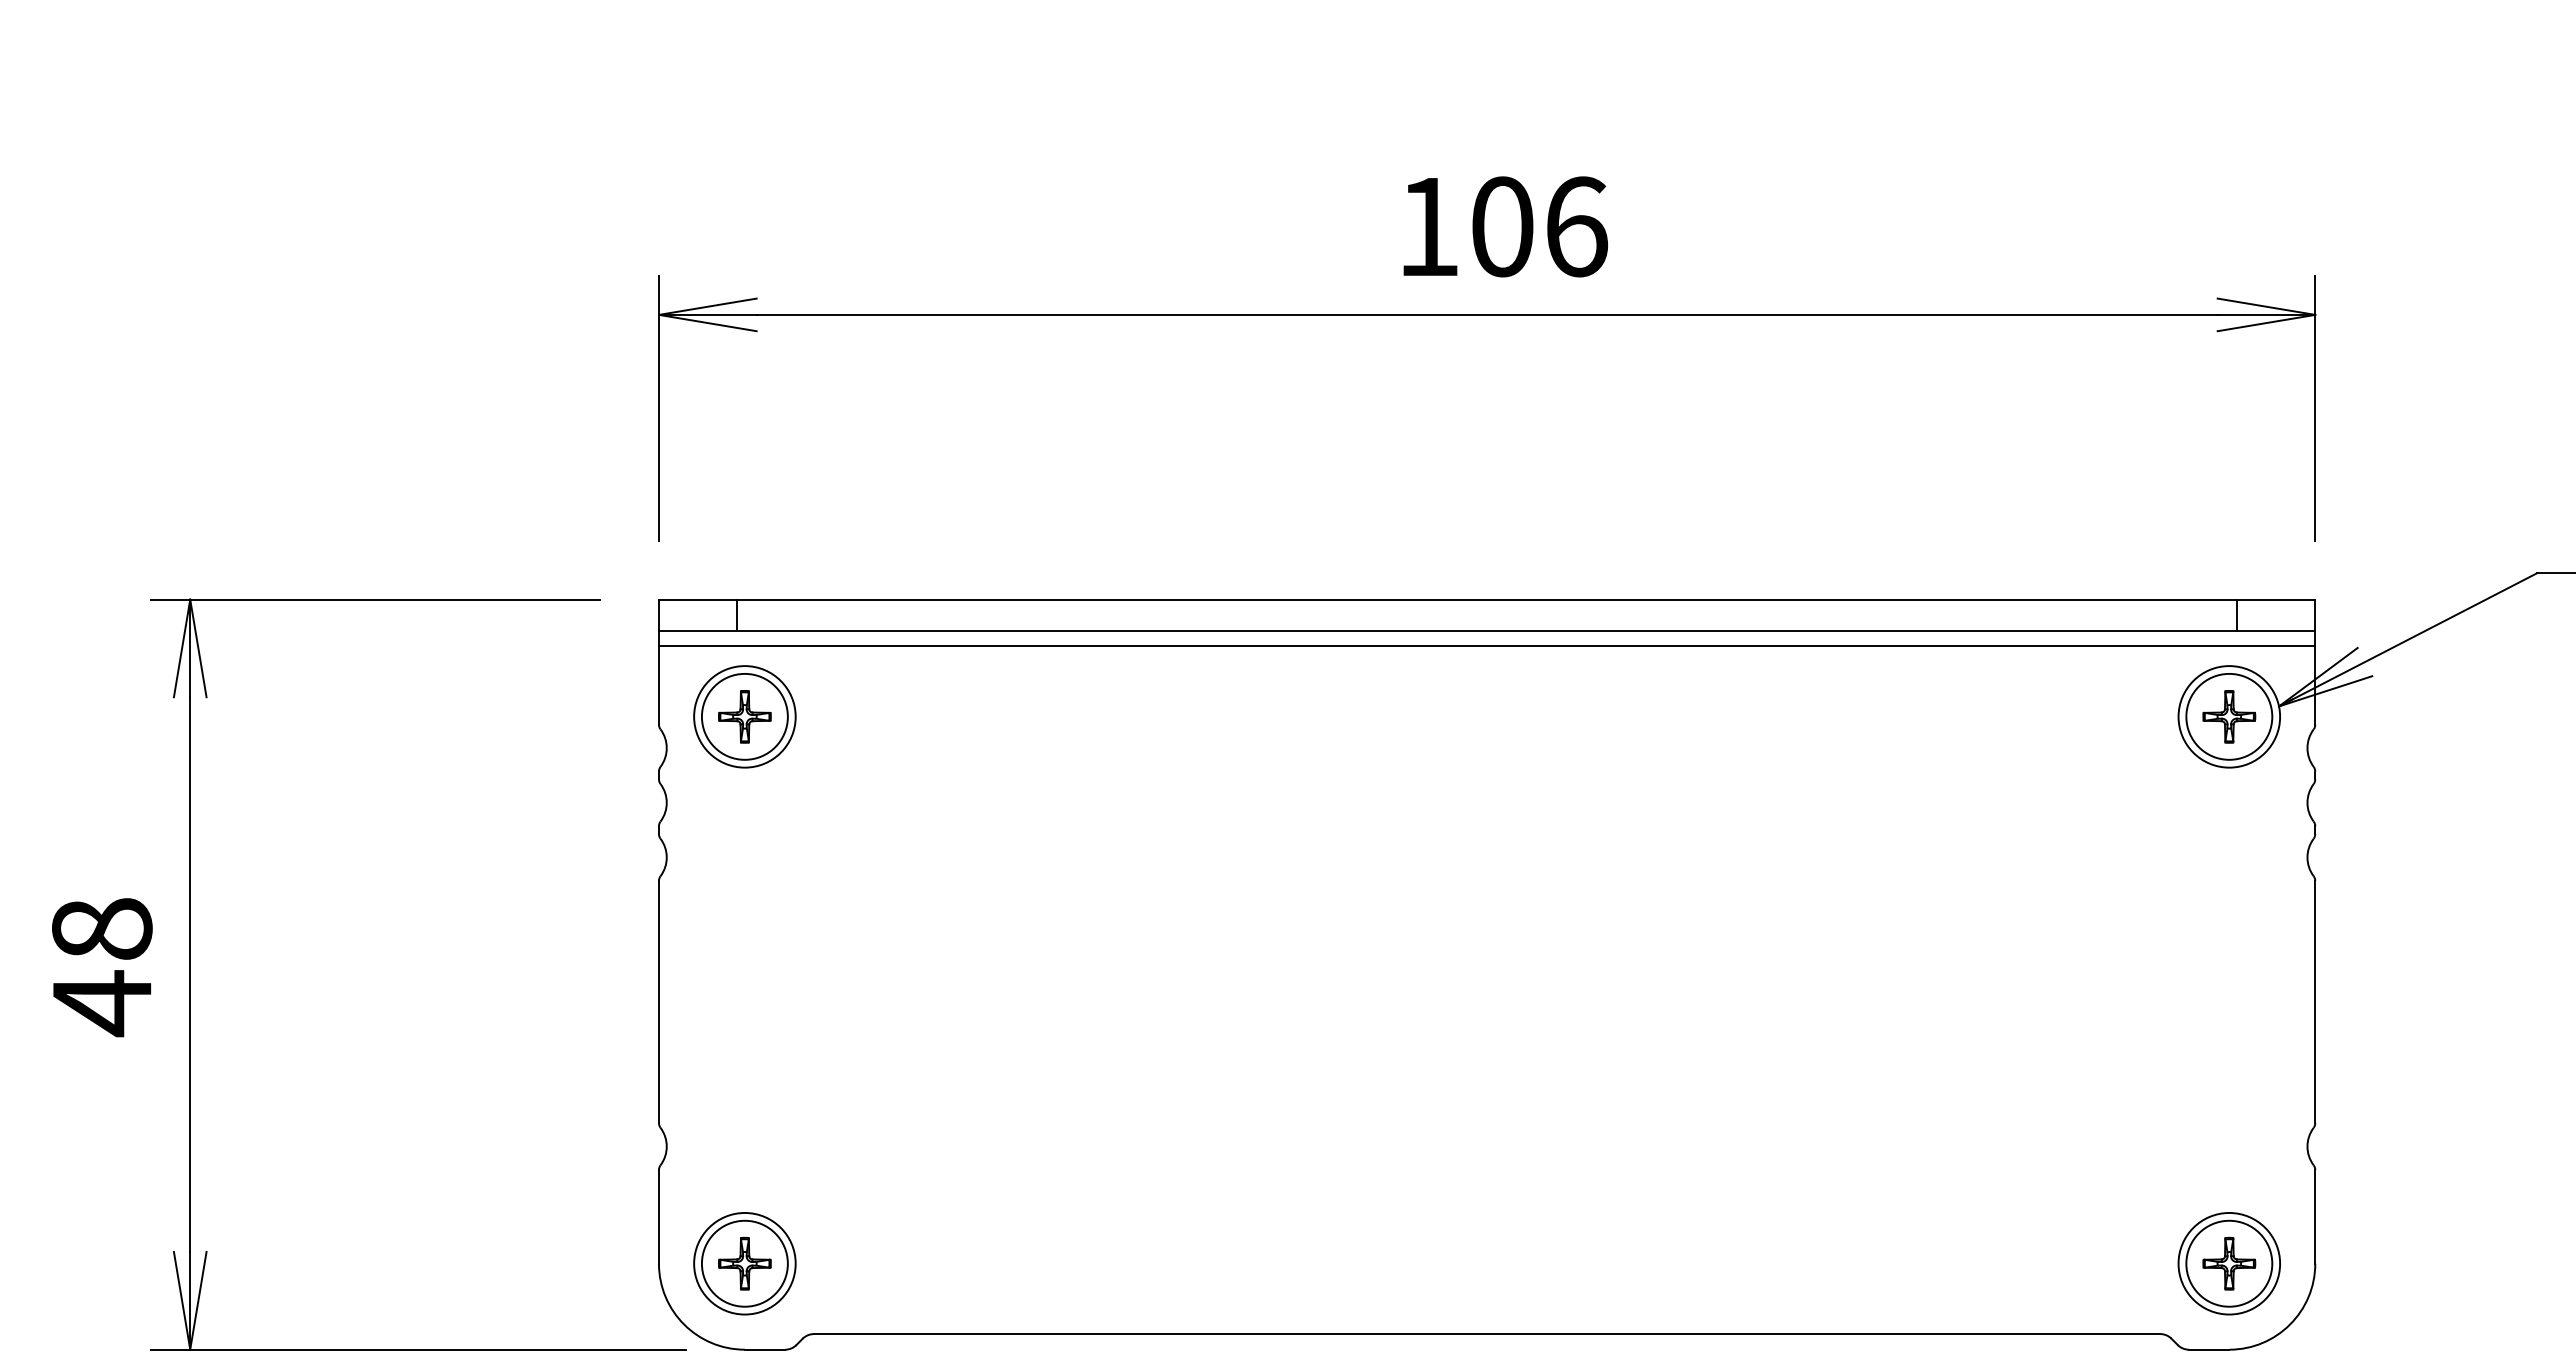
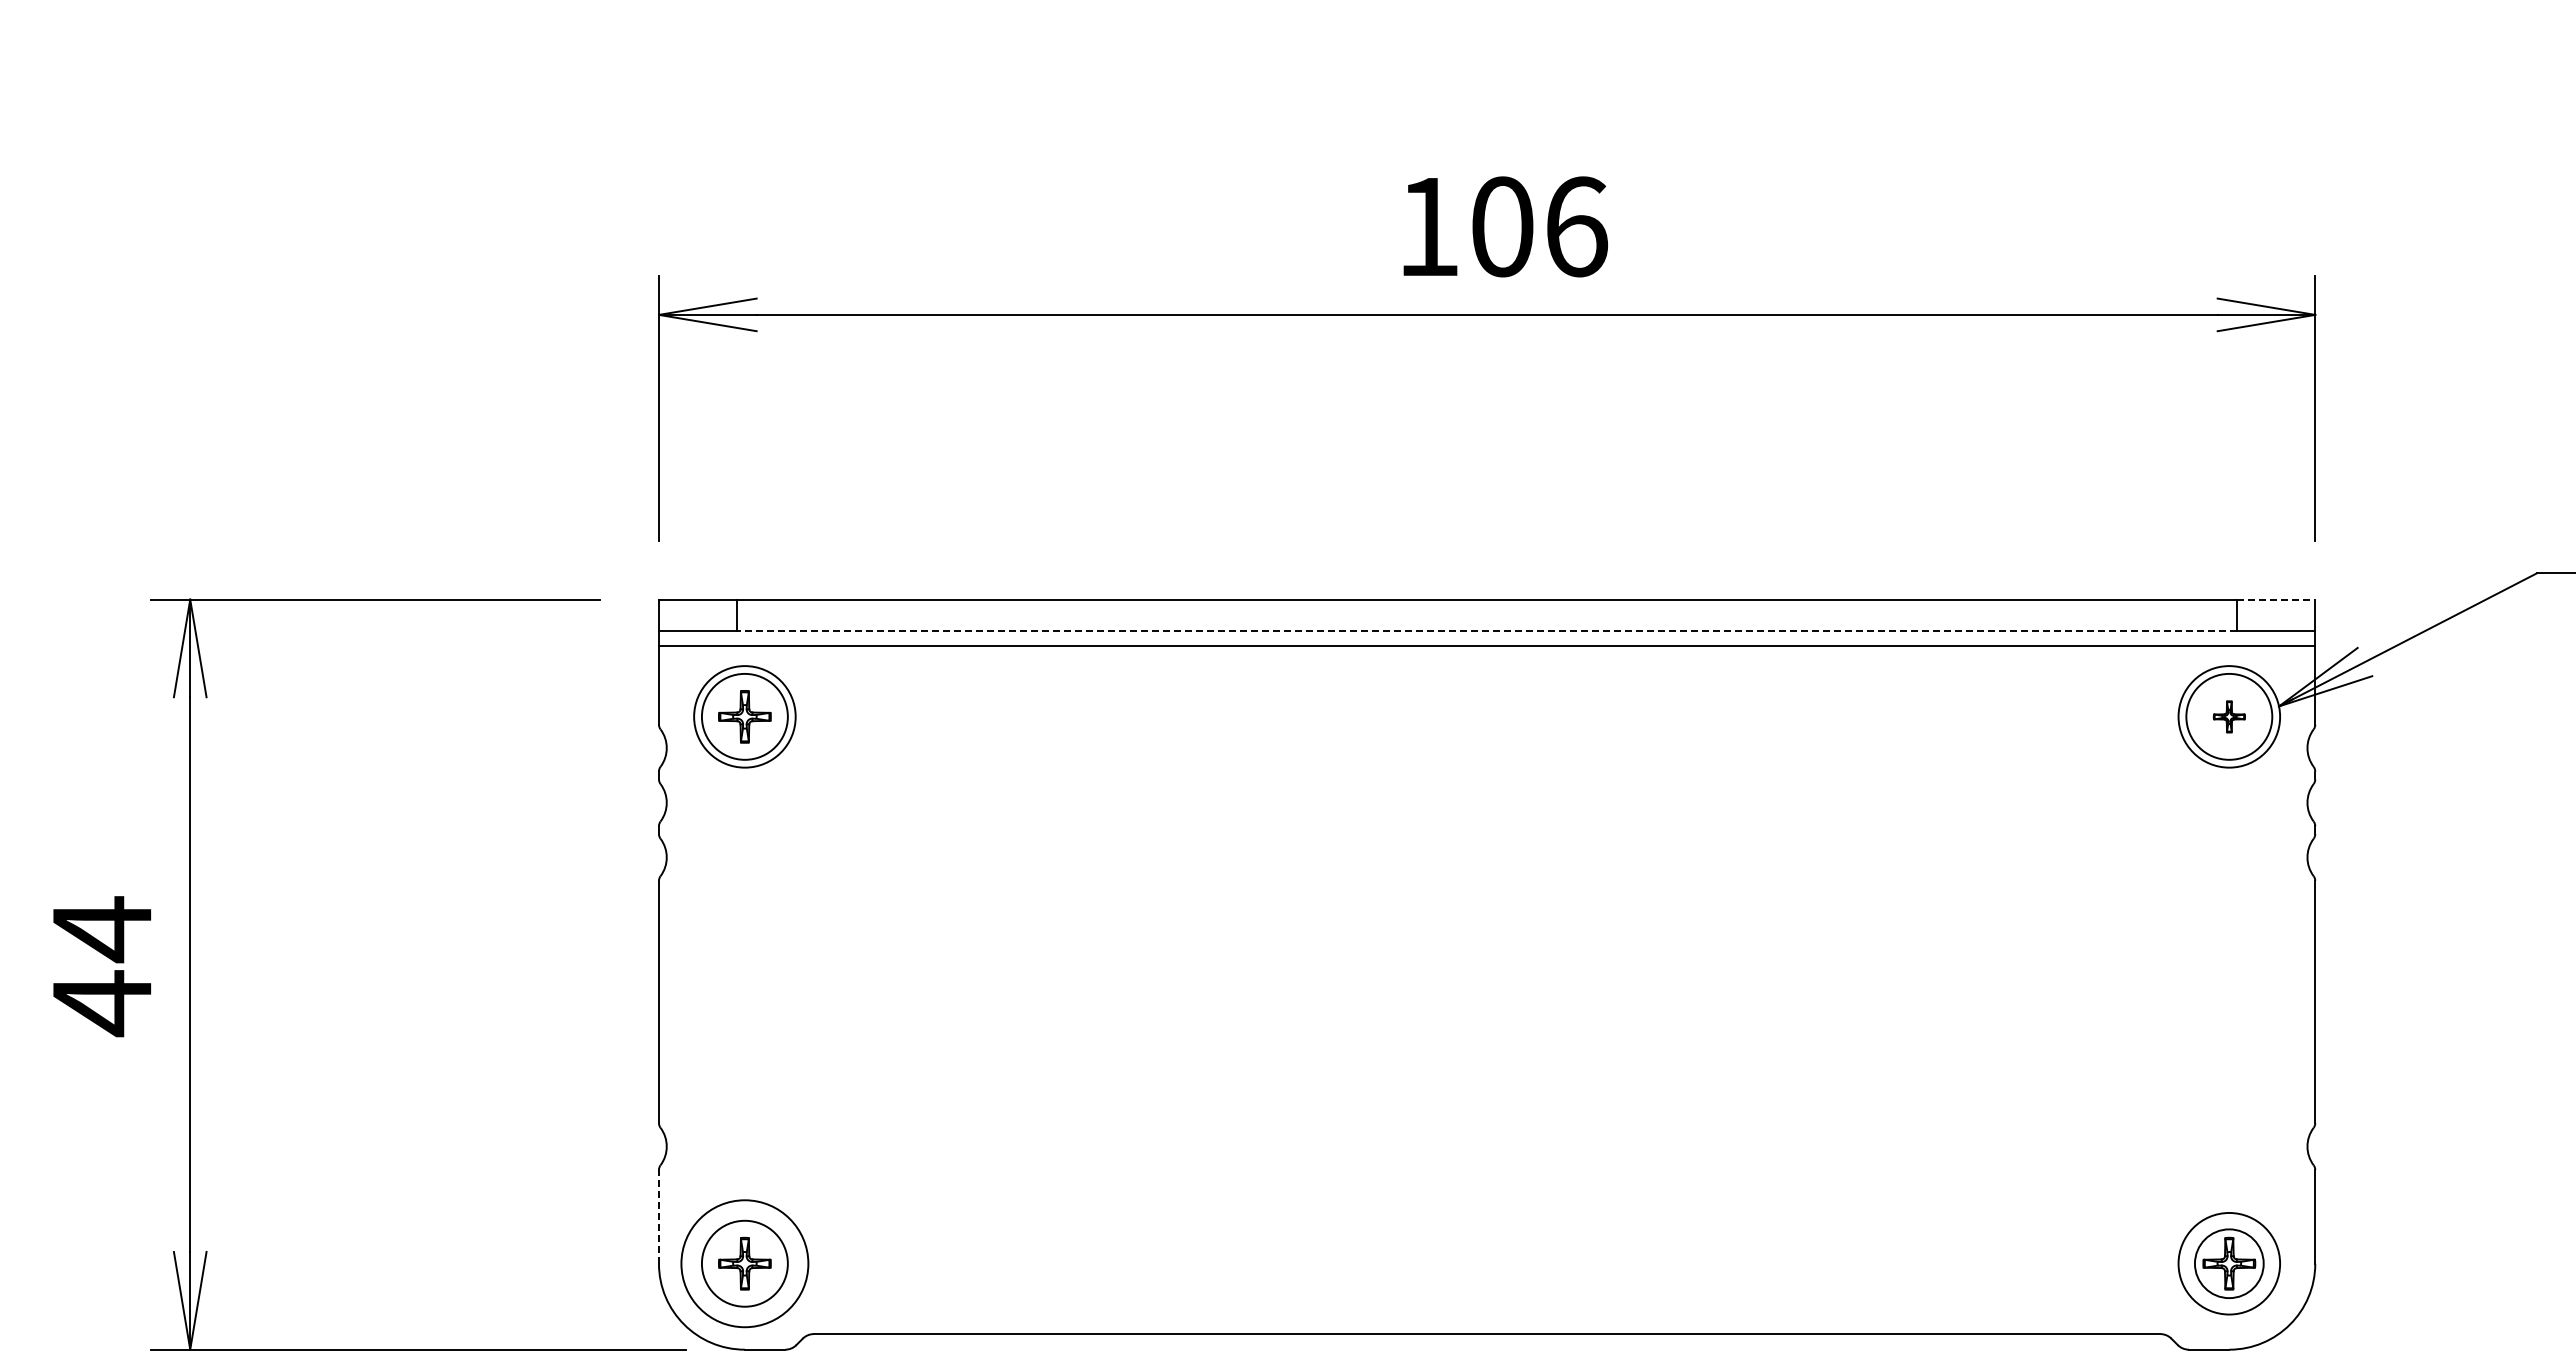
line: solid -> dashed (2276, 599)
line: solid -> dashed (1486, 630)
part size: 55x54 px -> 34x34 px (2228, 716)
text: 48 -> 44 (102, 929)
line: solid -> dashed (658, 1216)
circle diameter: 102 px -> 127 px (744, 1263)
circle diameter: 86 px -> 69 px (2228, 1263)
